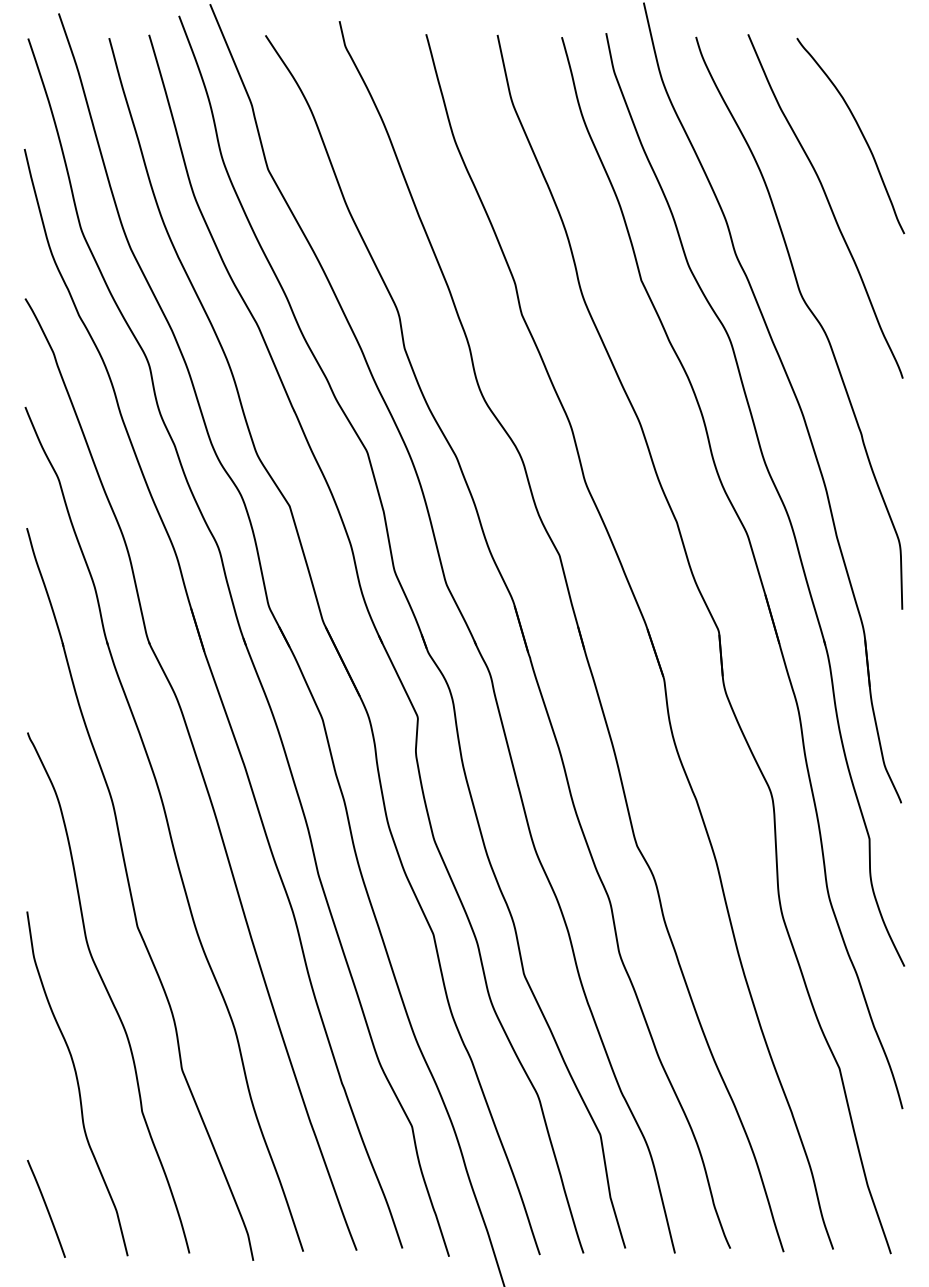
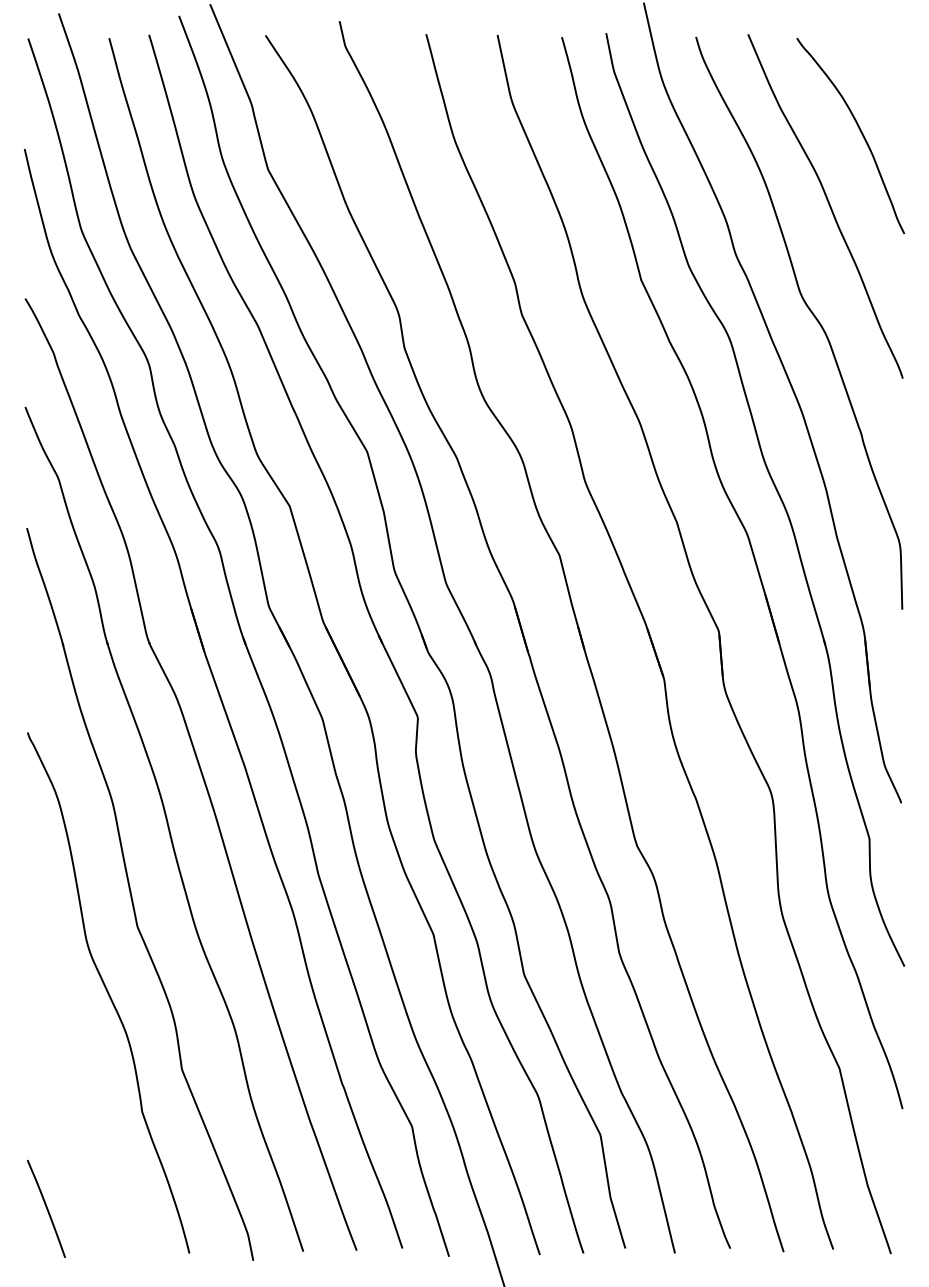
curve: present -> none (77, 1083)
